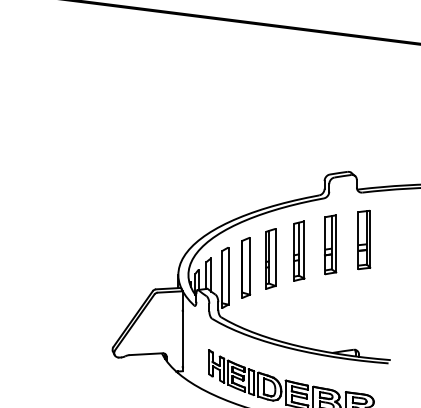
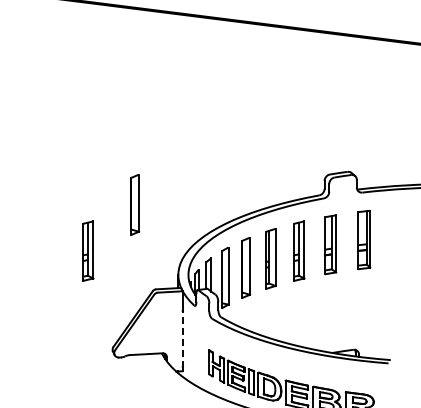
part: none -> present (135, 204)
part: none -> present (88, 250)
line: solid -> dashed (183, 339)
